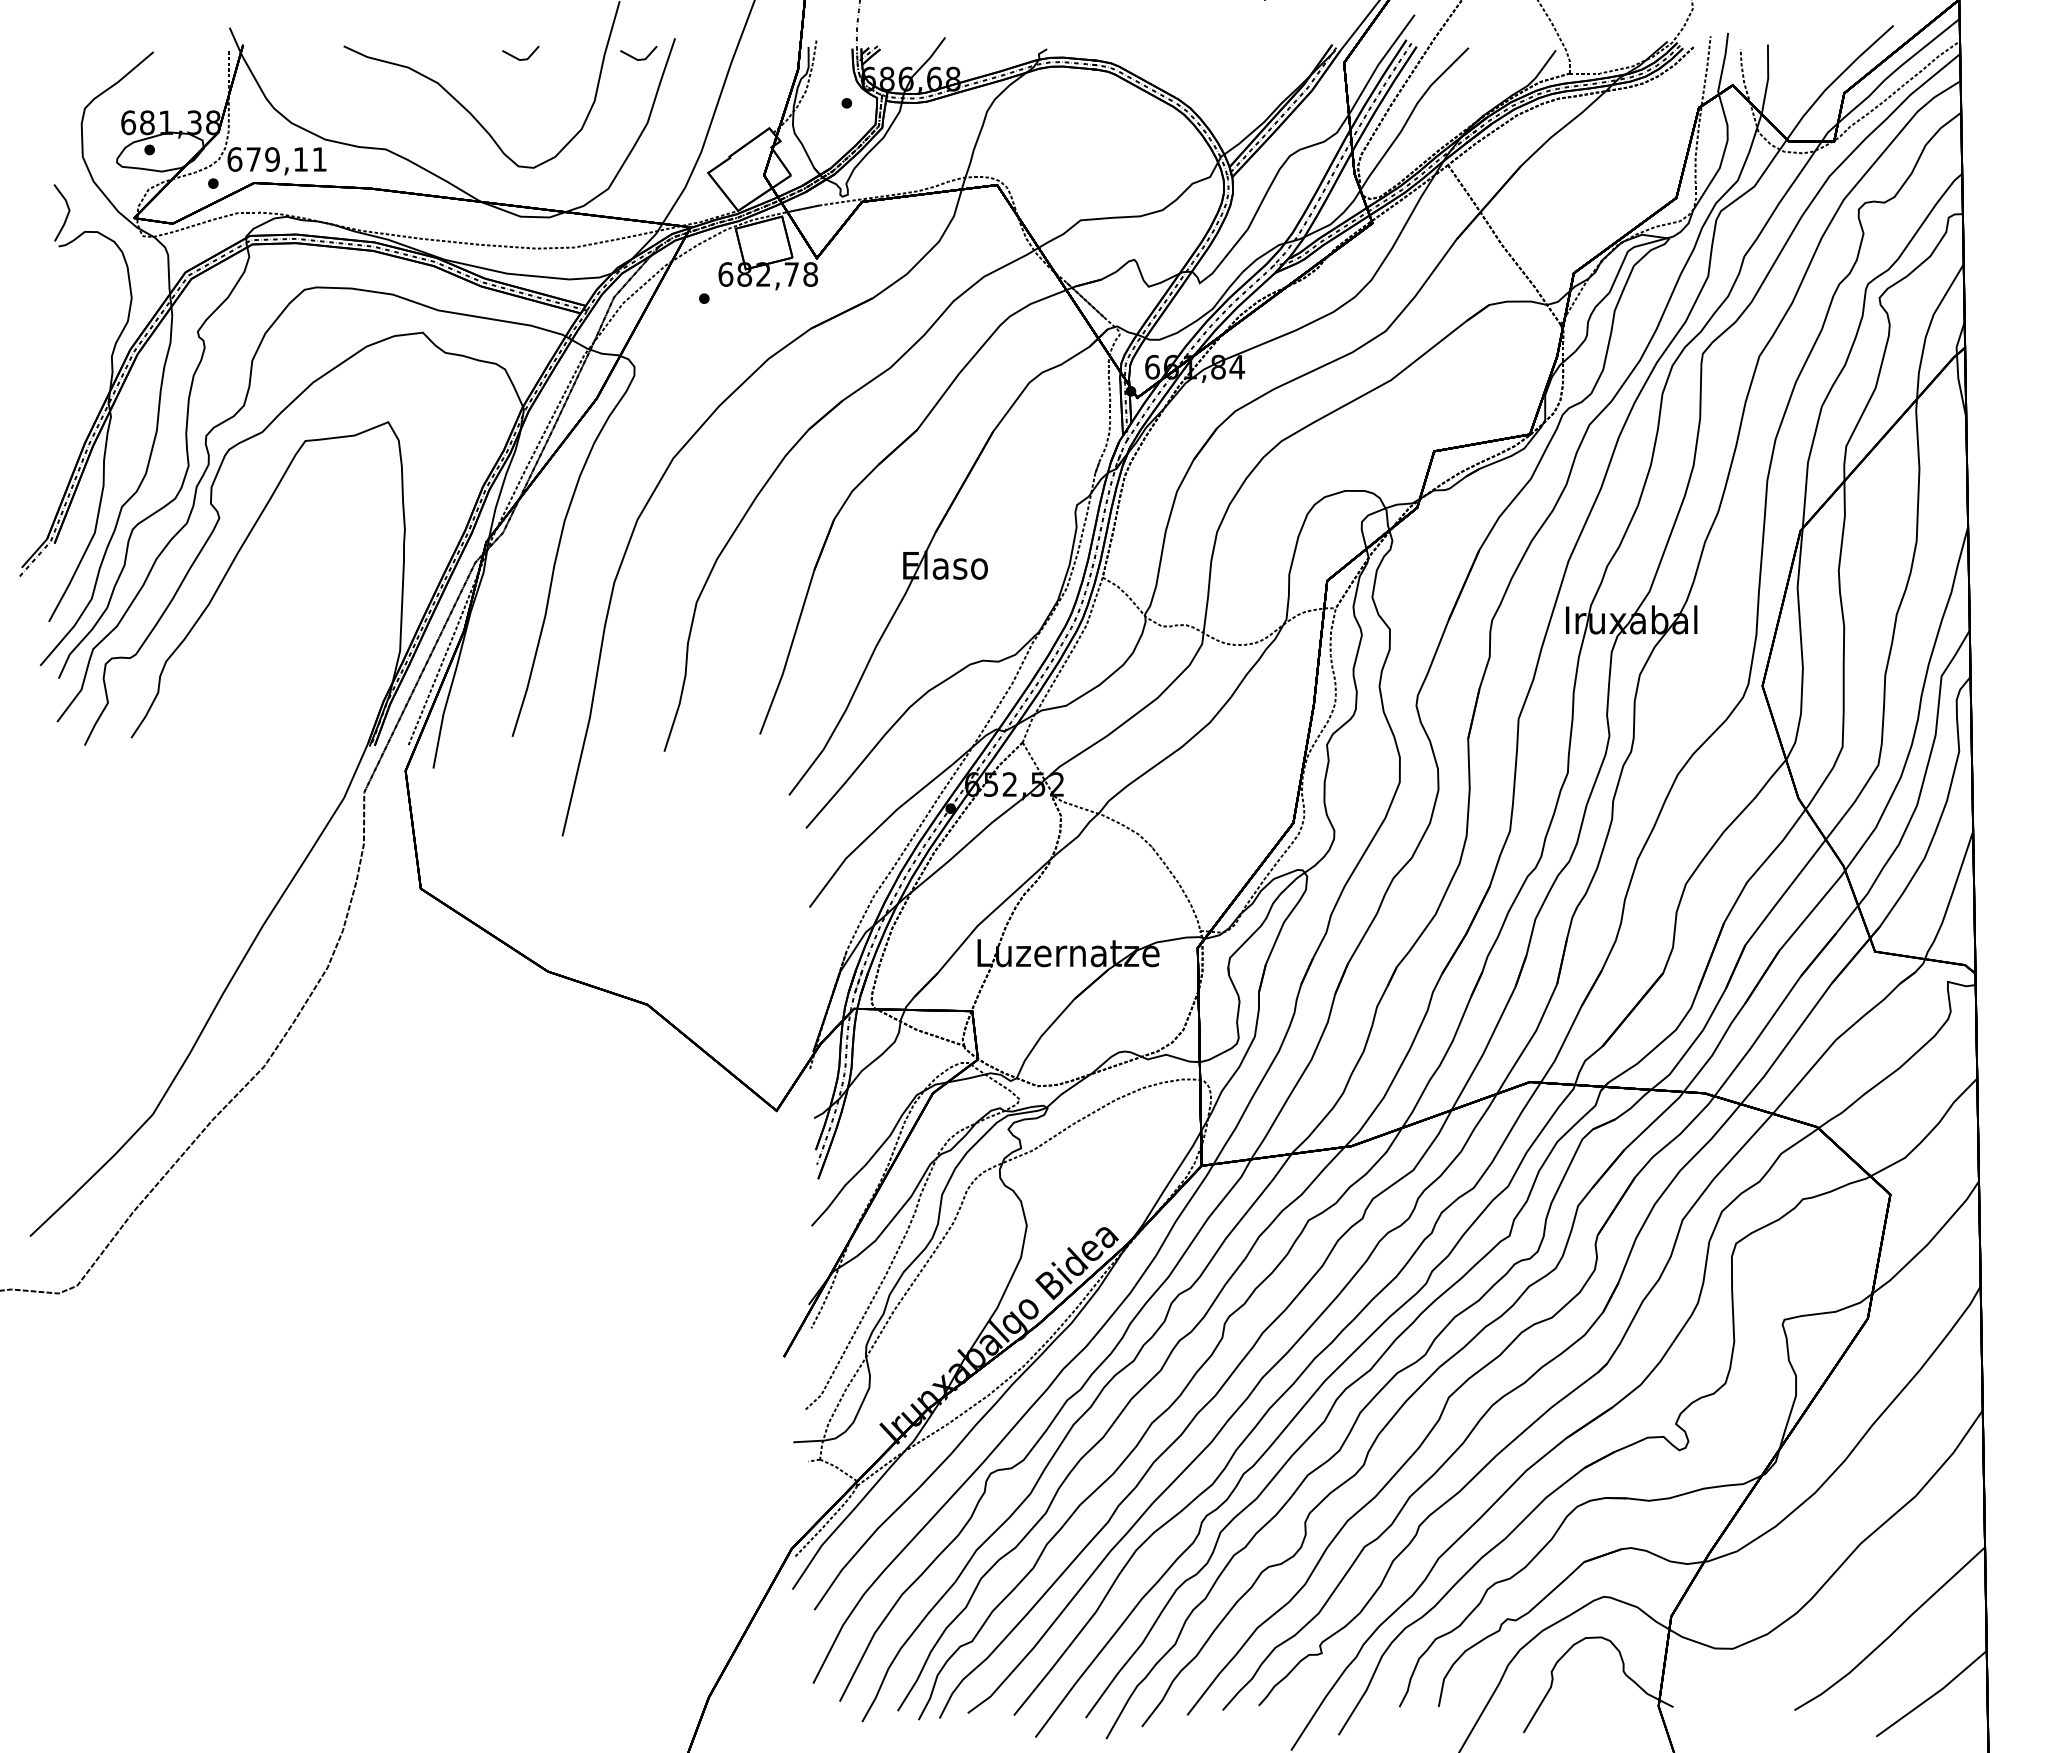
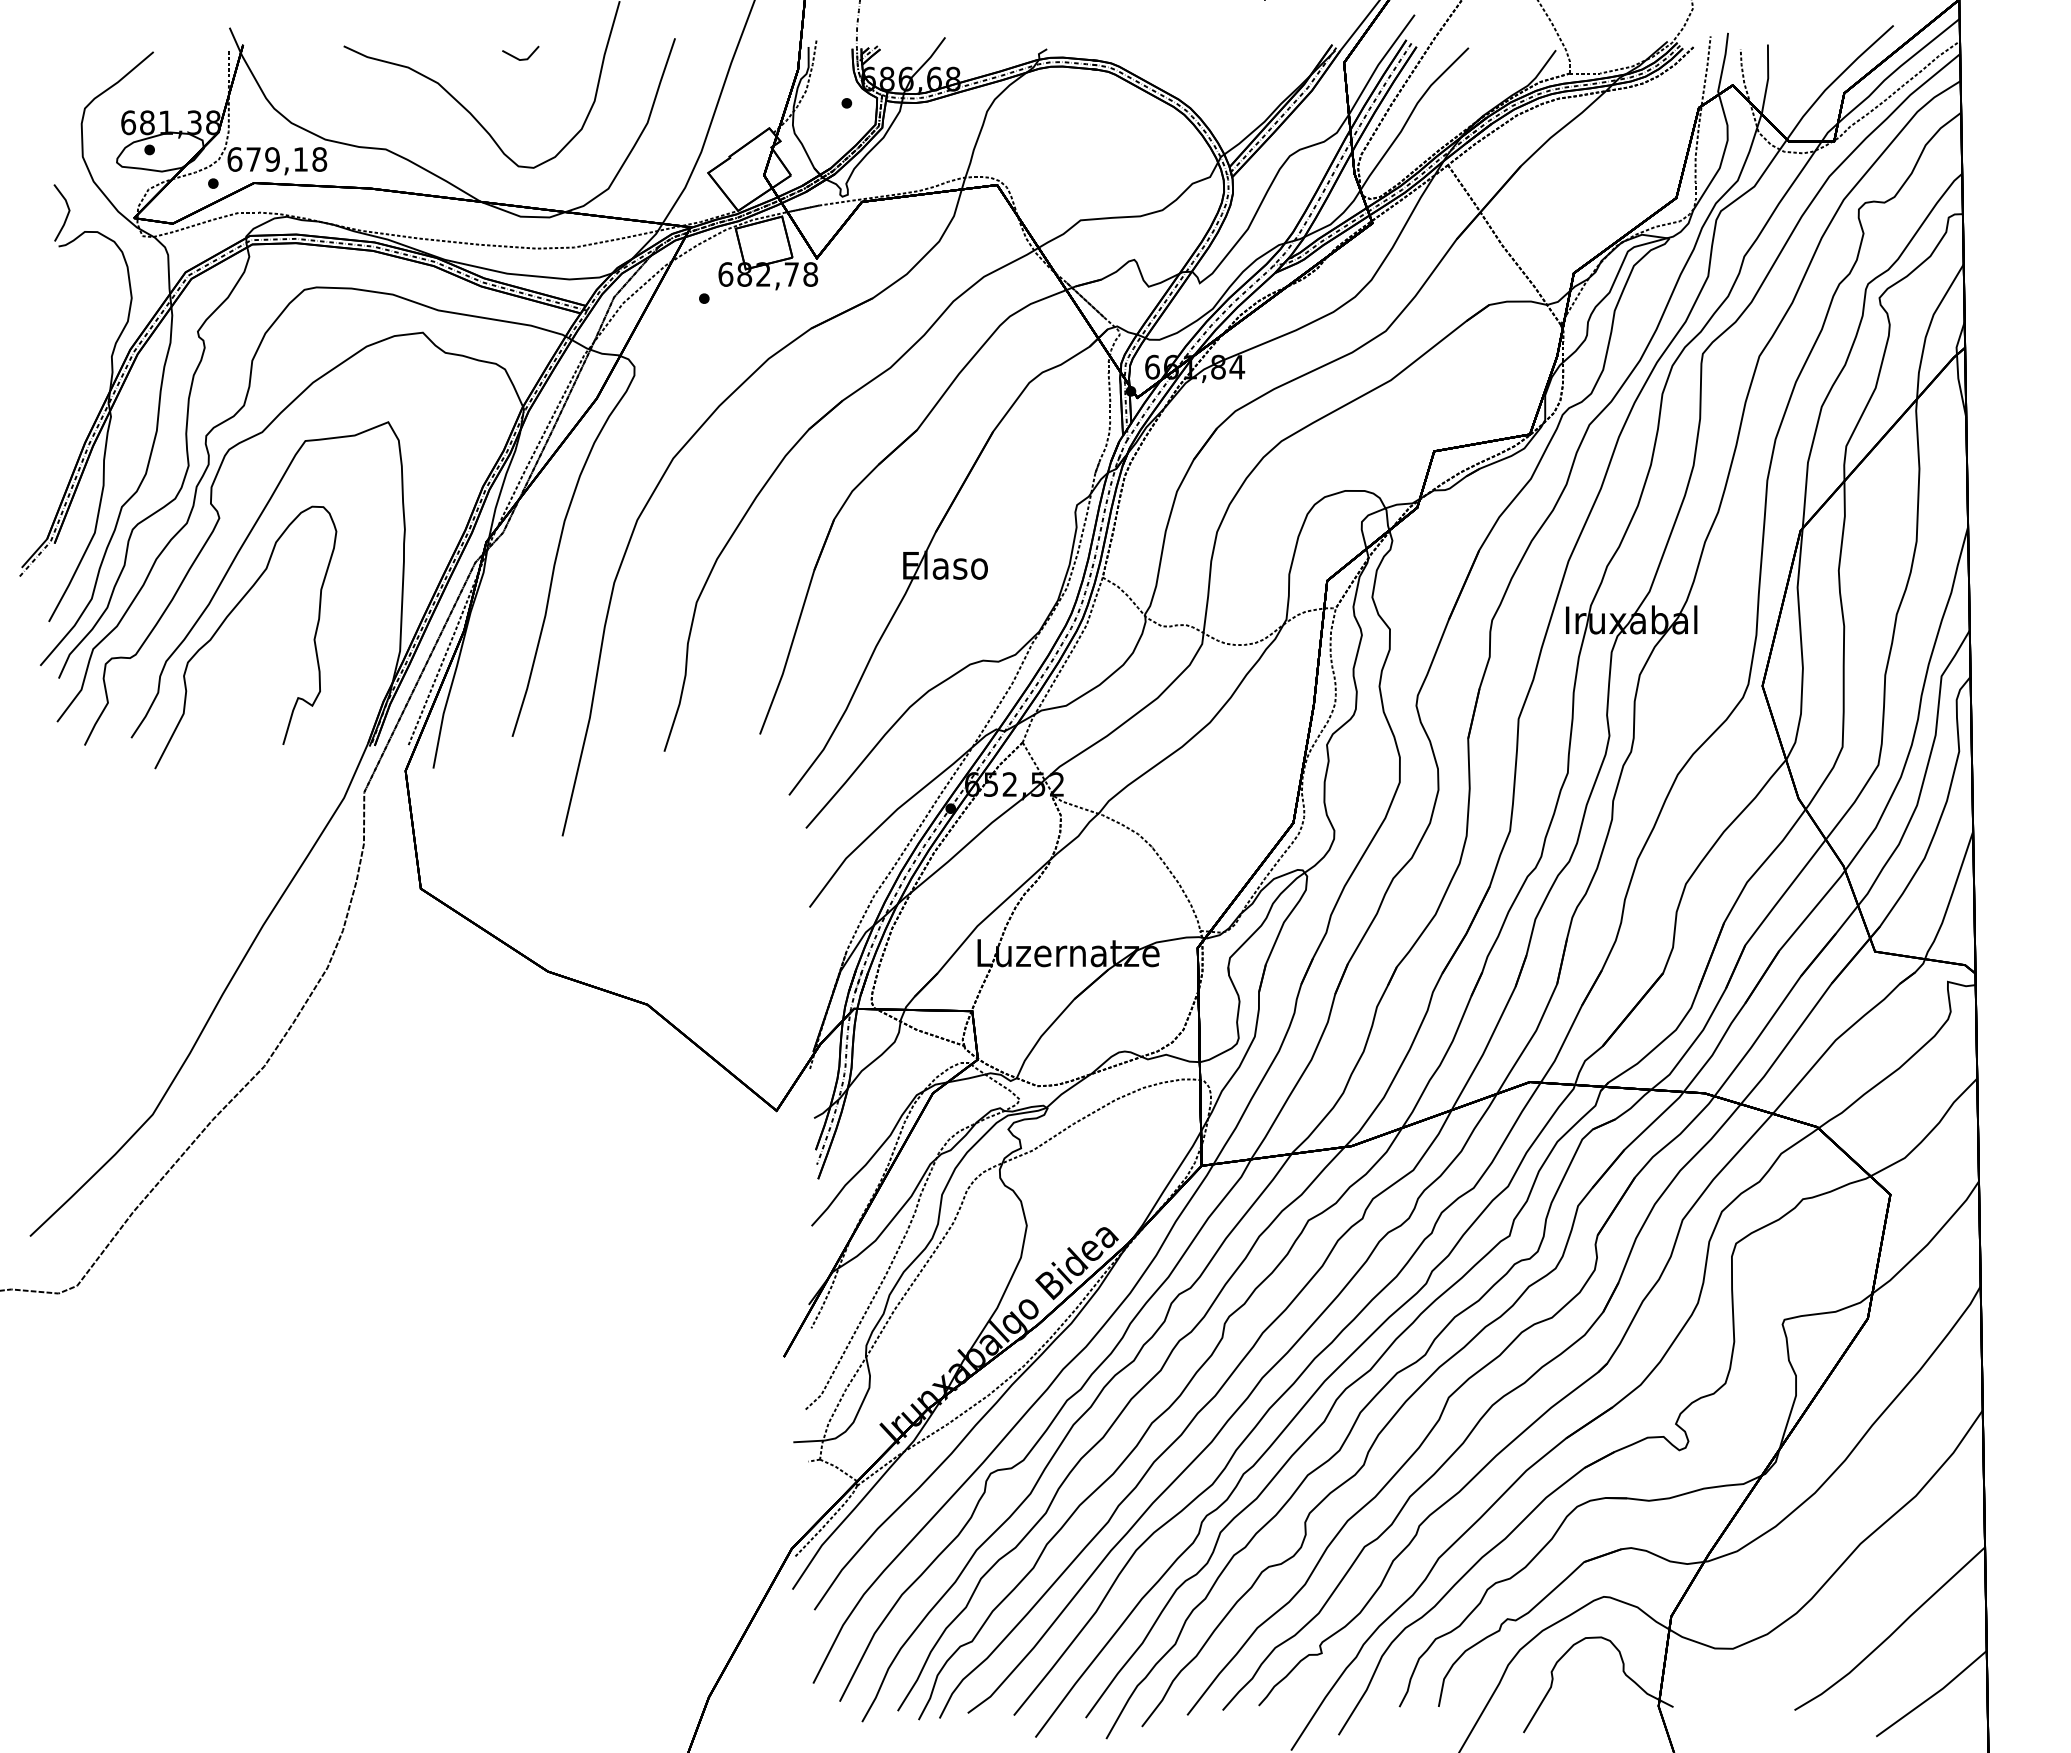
line: present -> none (635, 57)
text: 679,11 -> 679,18 (319, 159)
curve: none -> present (224, 622)
